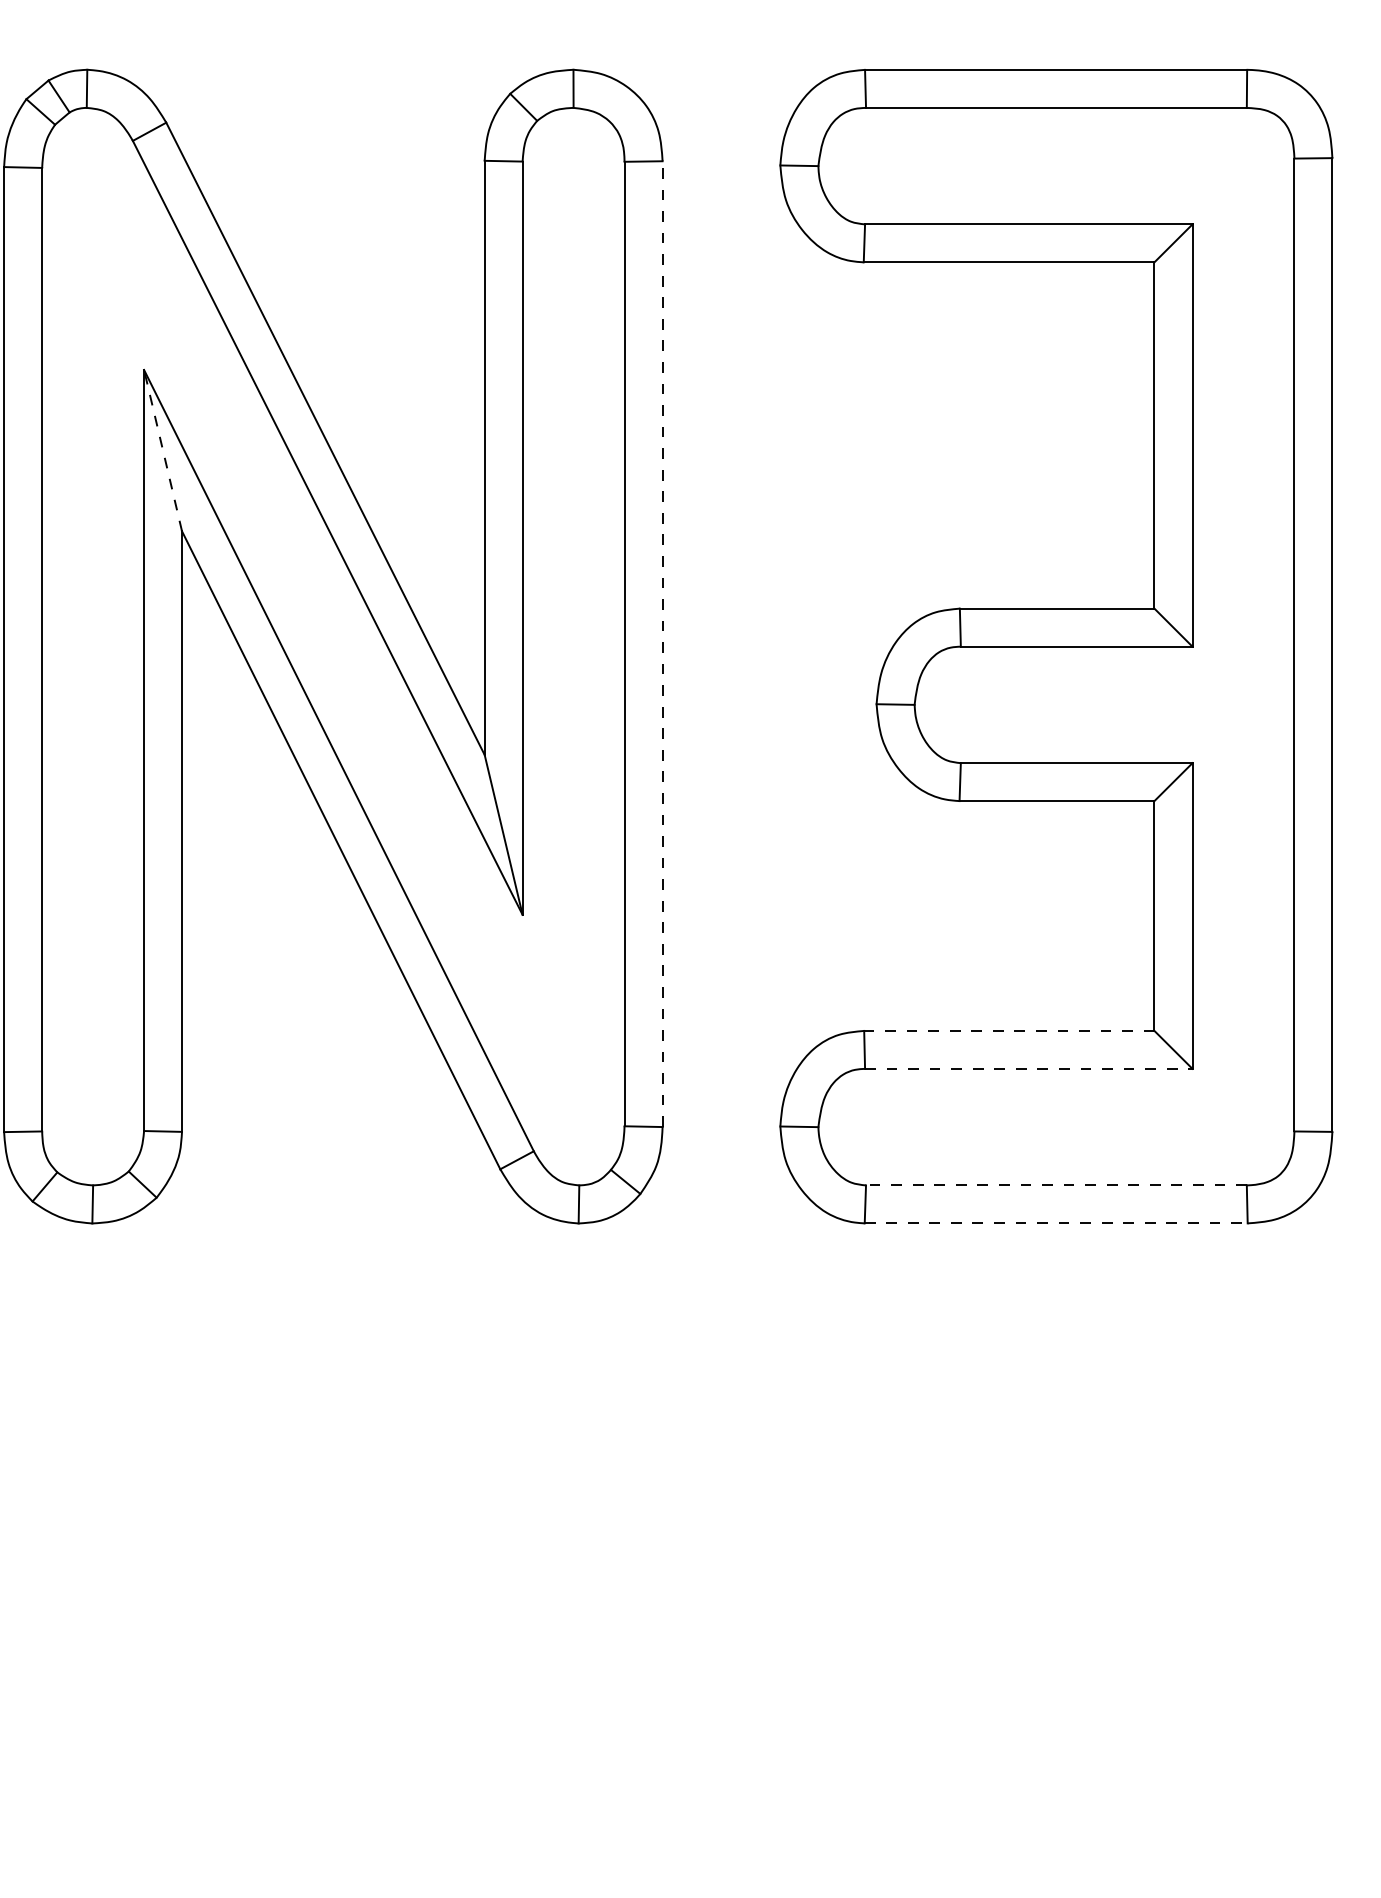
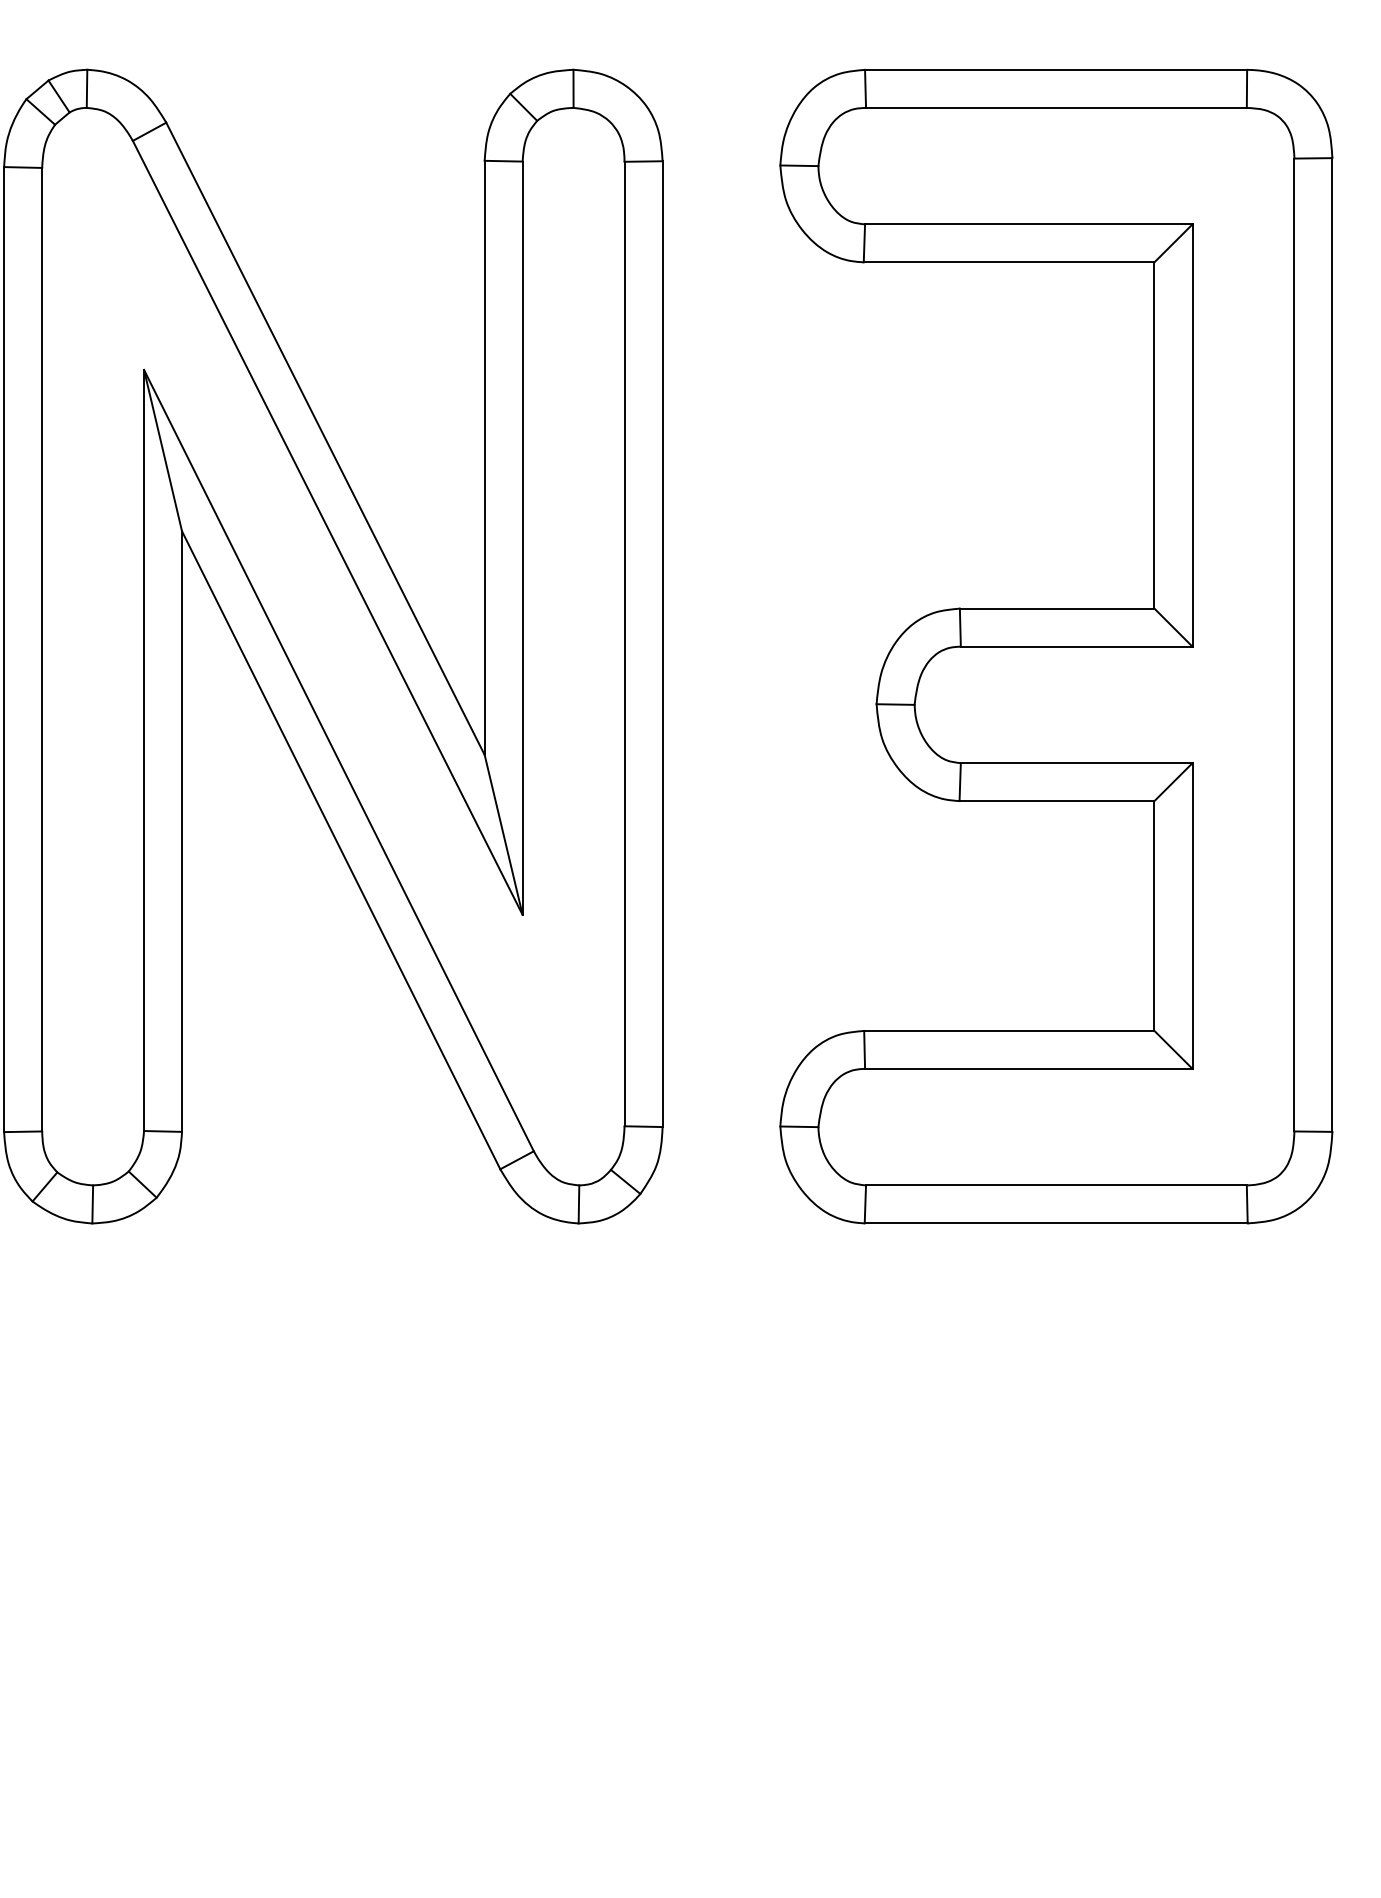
line: dashed -> solid (163, 450)
line: dashed -> solid (662, 644)
line: dashed -> solid (1008, 1030)
line: dashed -> solid (1028, 1068)
line: dashed -> solid (1055, 1185)
line: dashed -> solid (1056, 1223)
